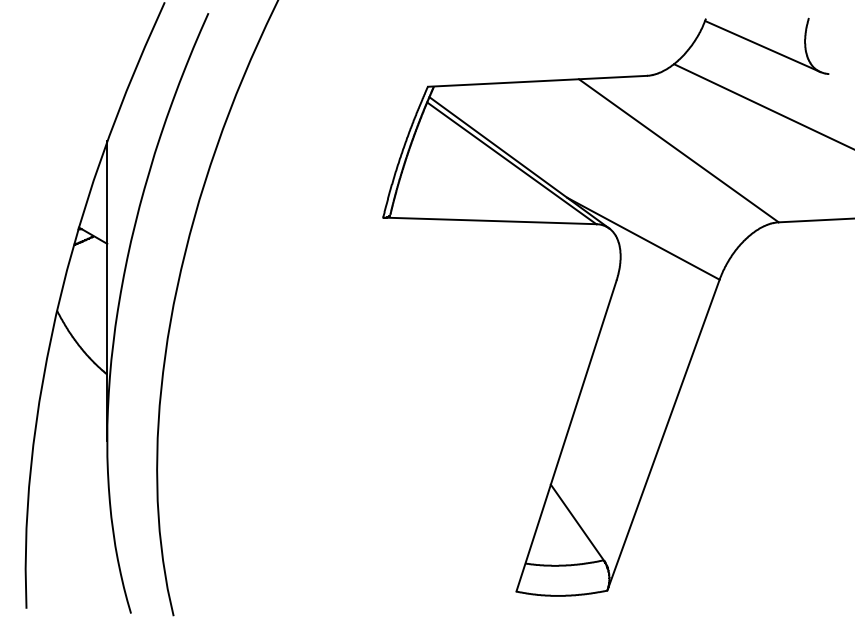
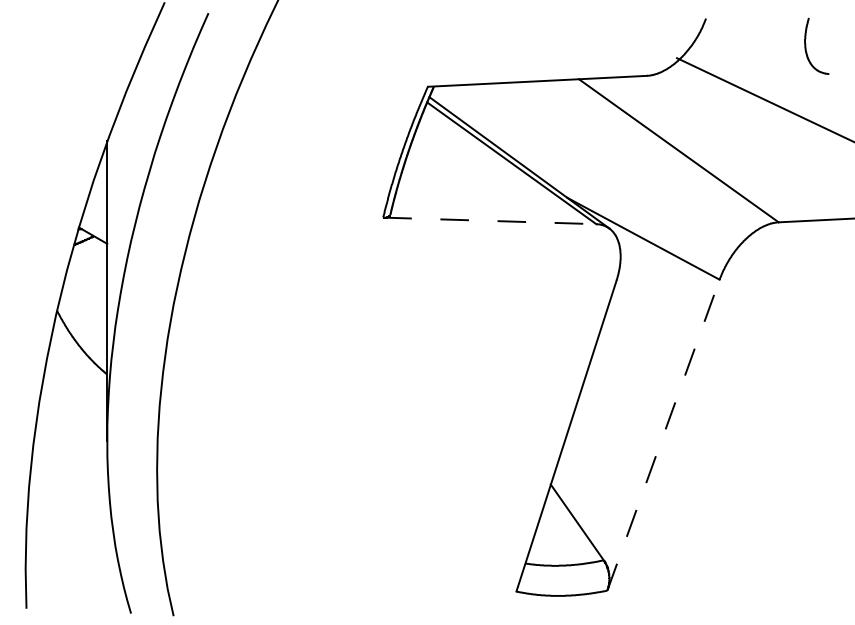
line: present -> none (762, 46)
line position: (762, 106) -> (764, 99) (764, 99)
line: solid -> dashed (489, 220)
line: solid -> dashed (663, 434)
